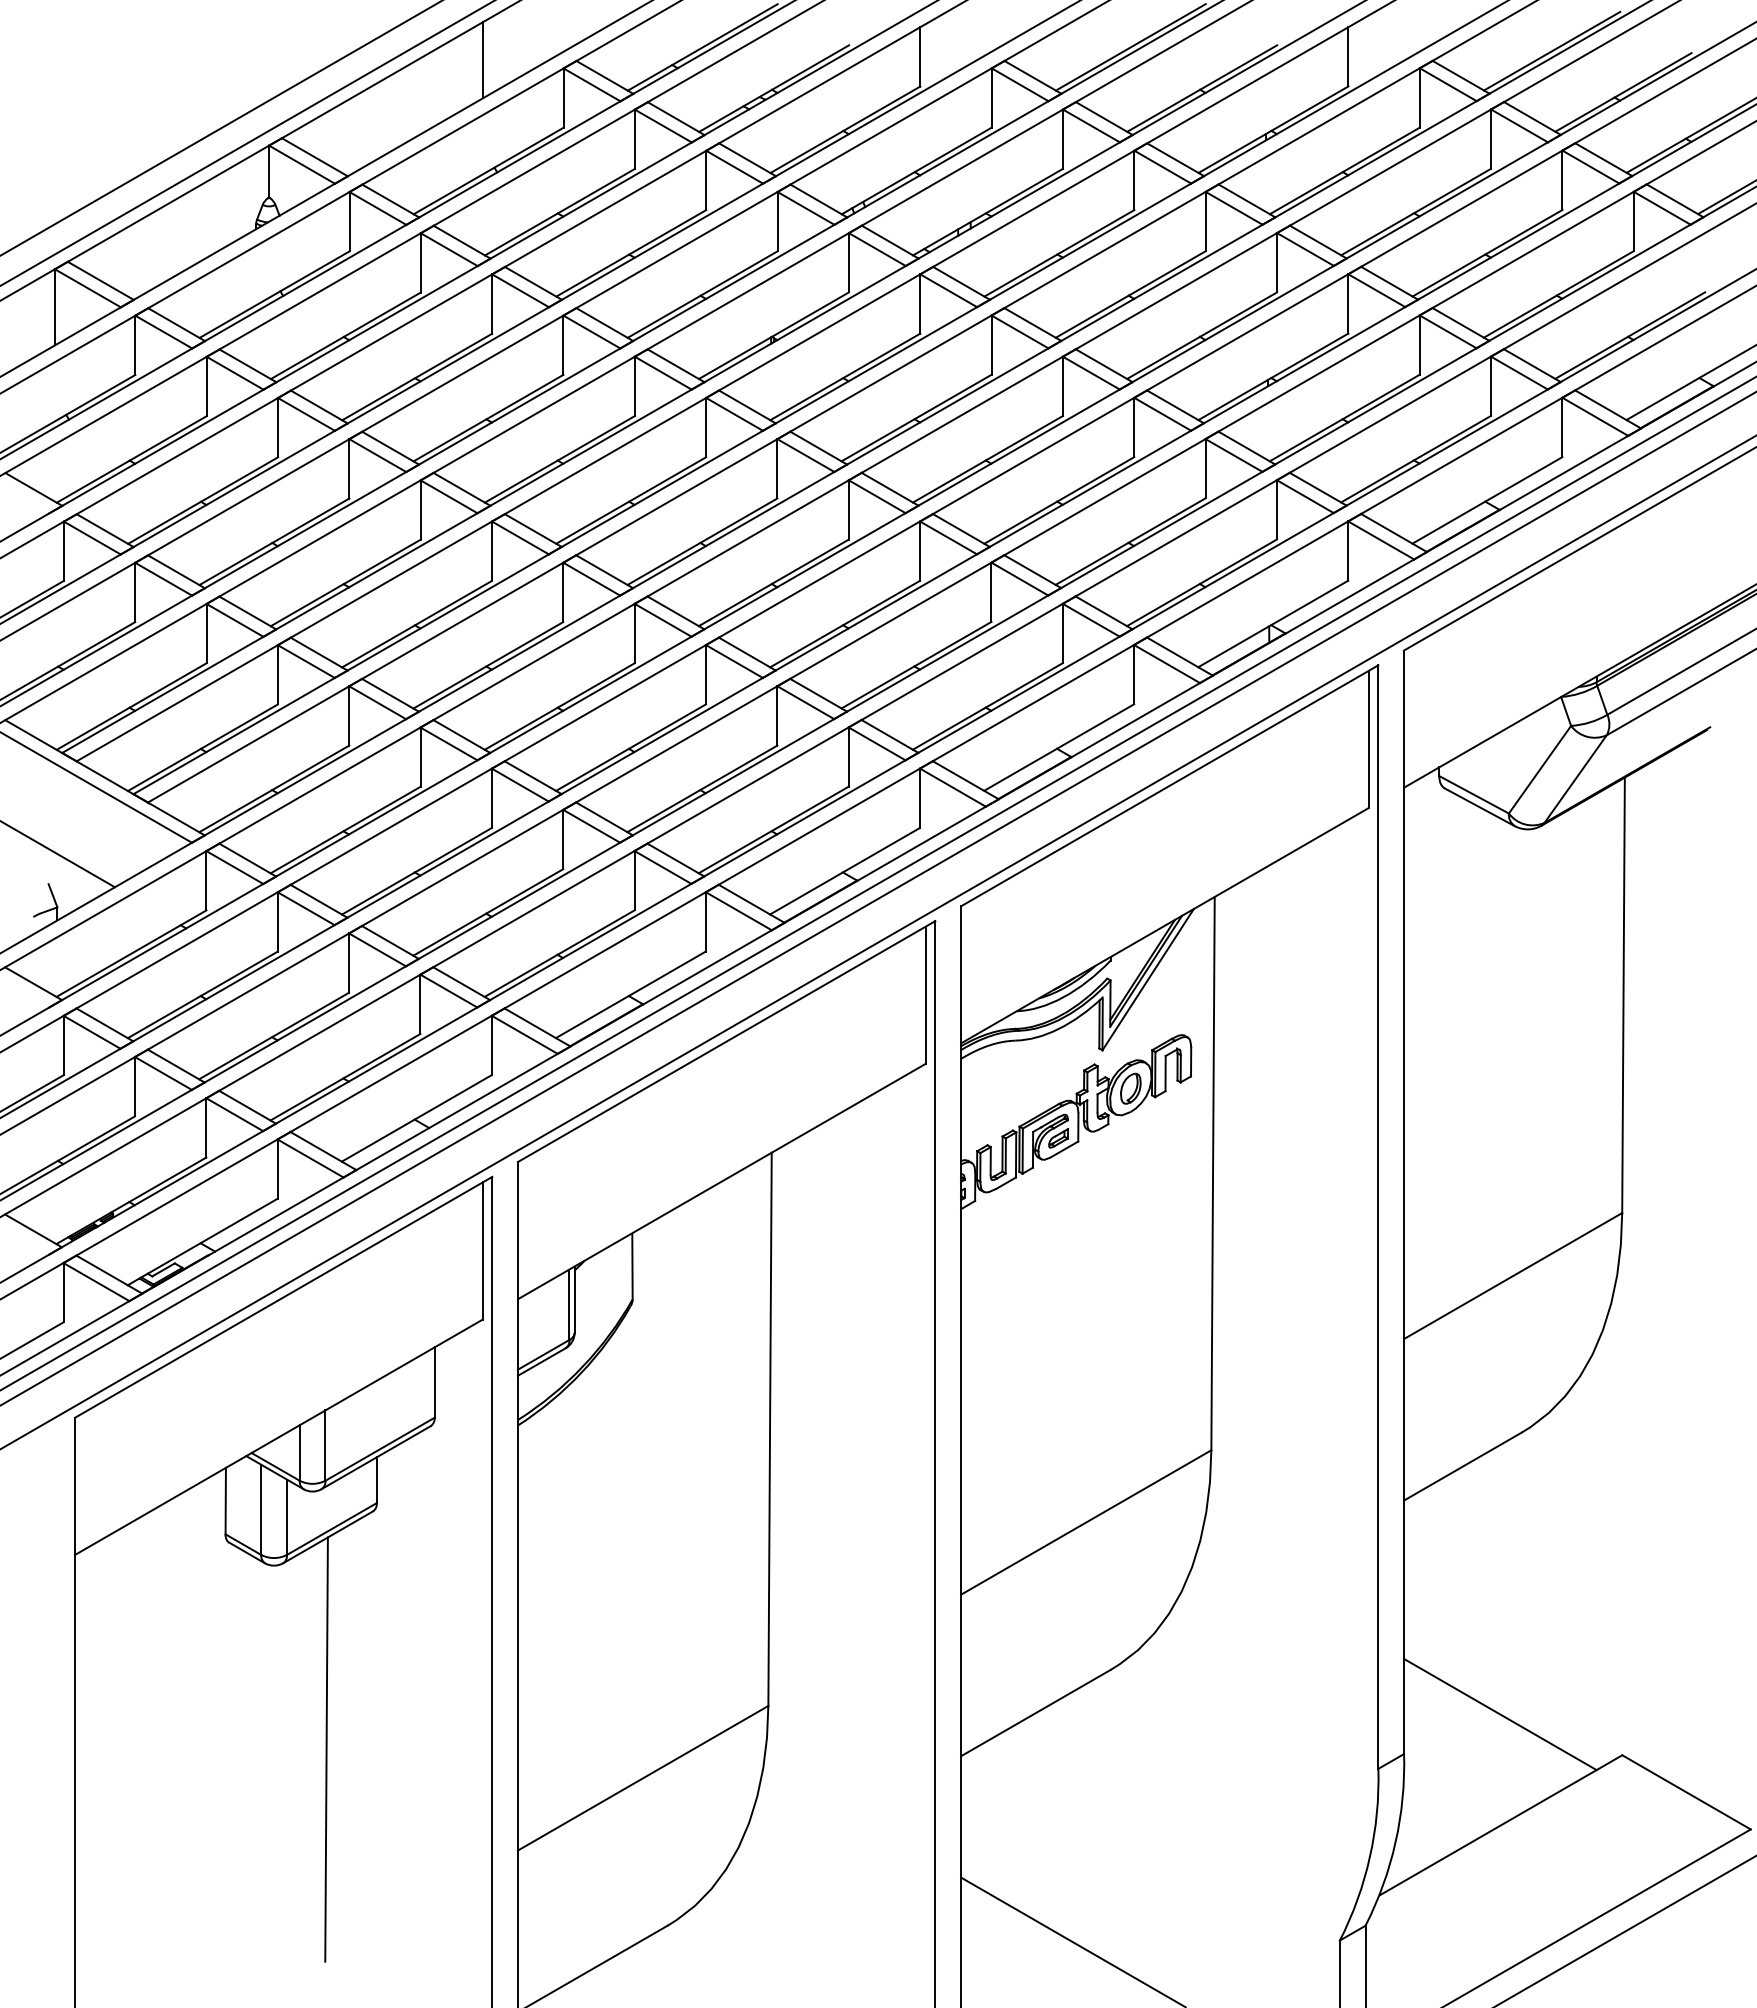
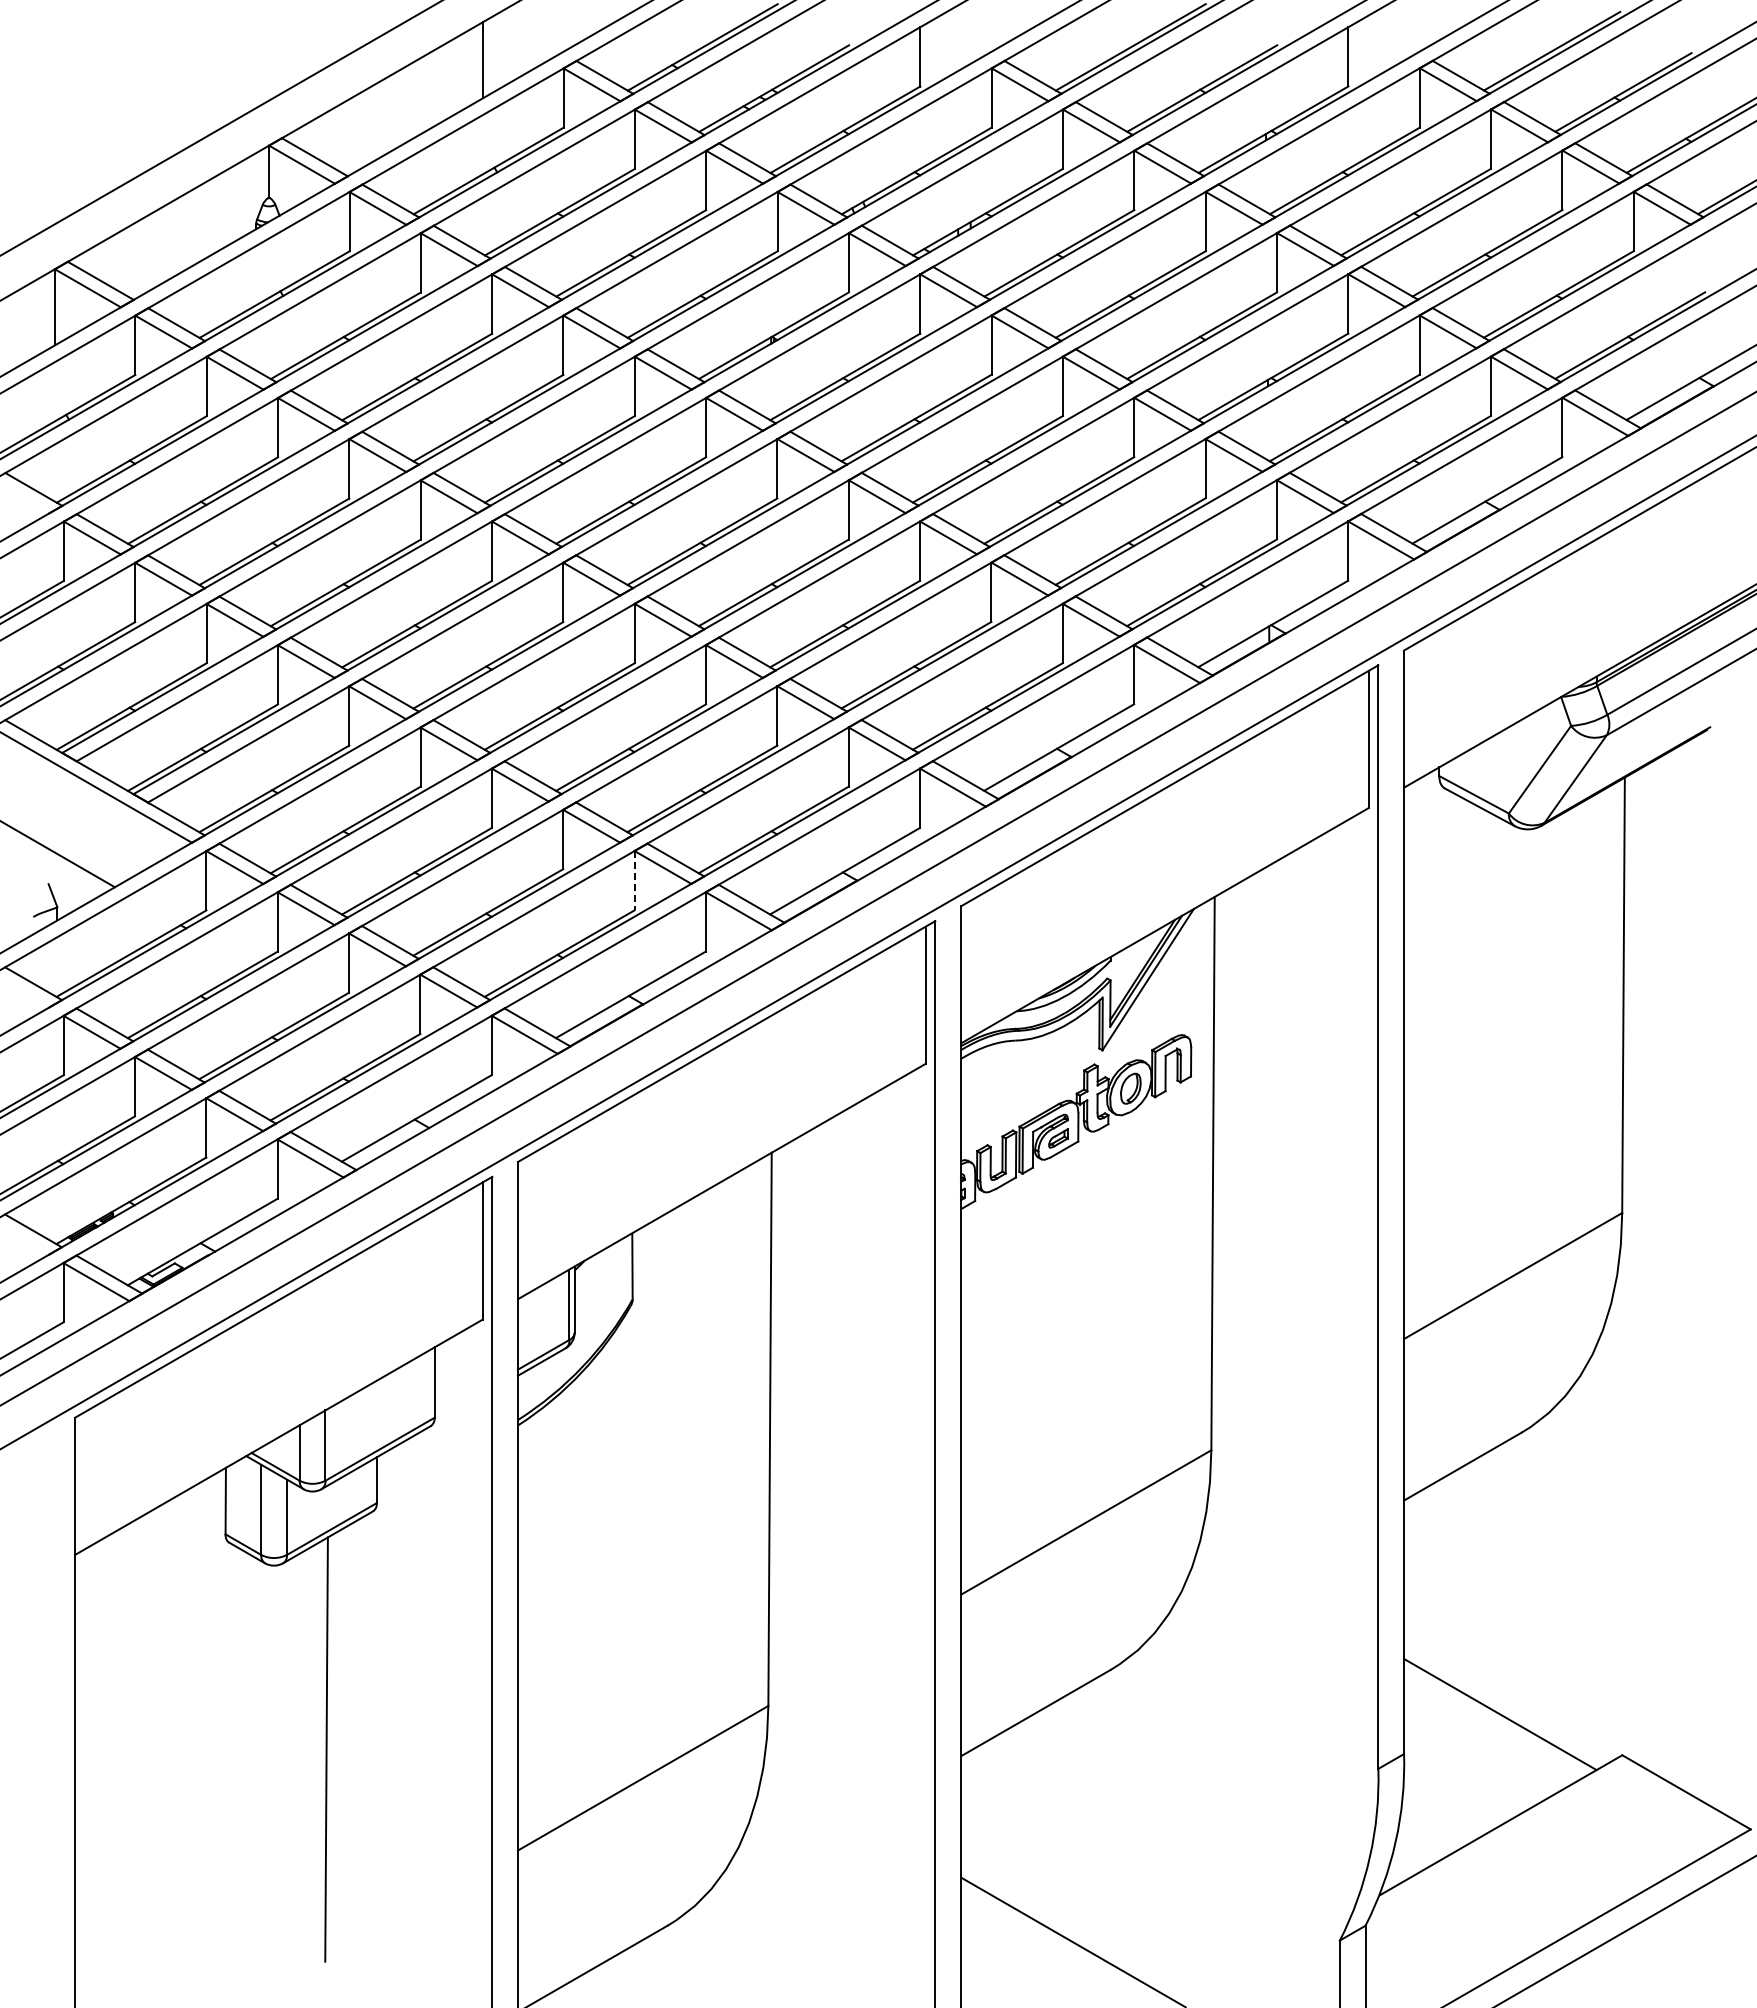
line: present -> none (246, 143)
line: solid -> dashed (634, 880)
line: present -> none (877, 883)
